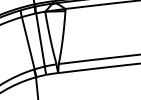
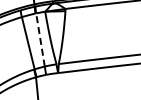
line: solid -> dashed (40, 40)
